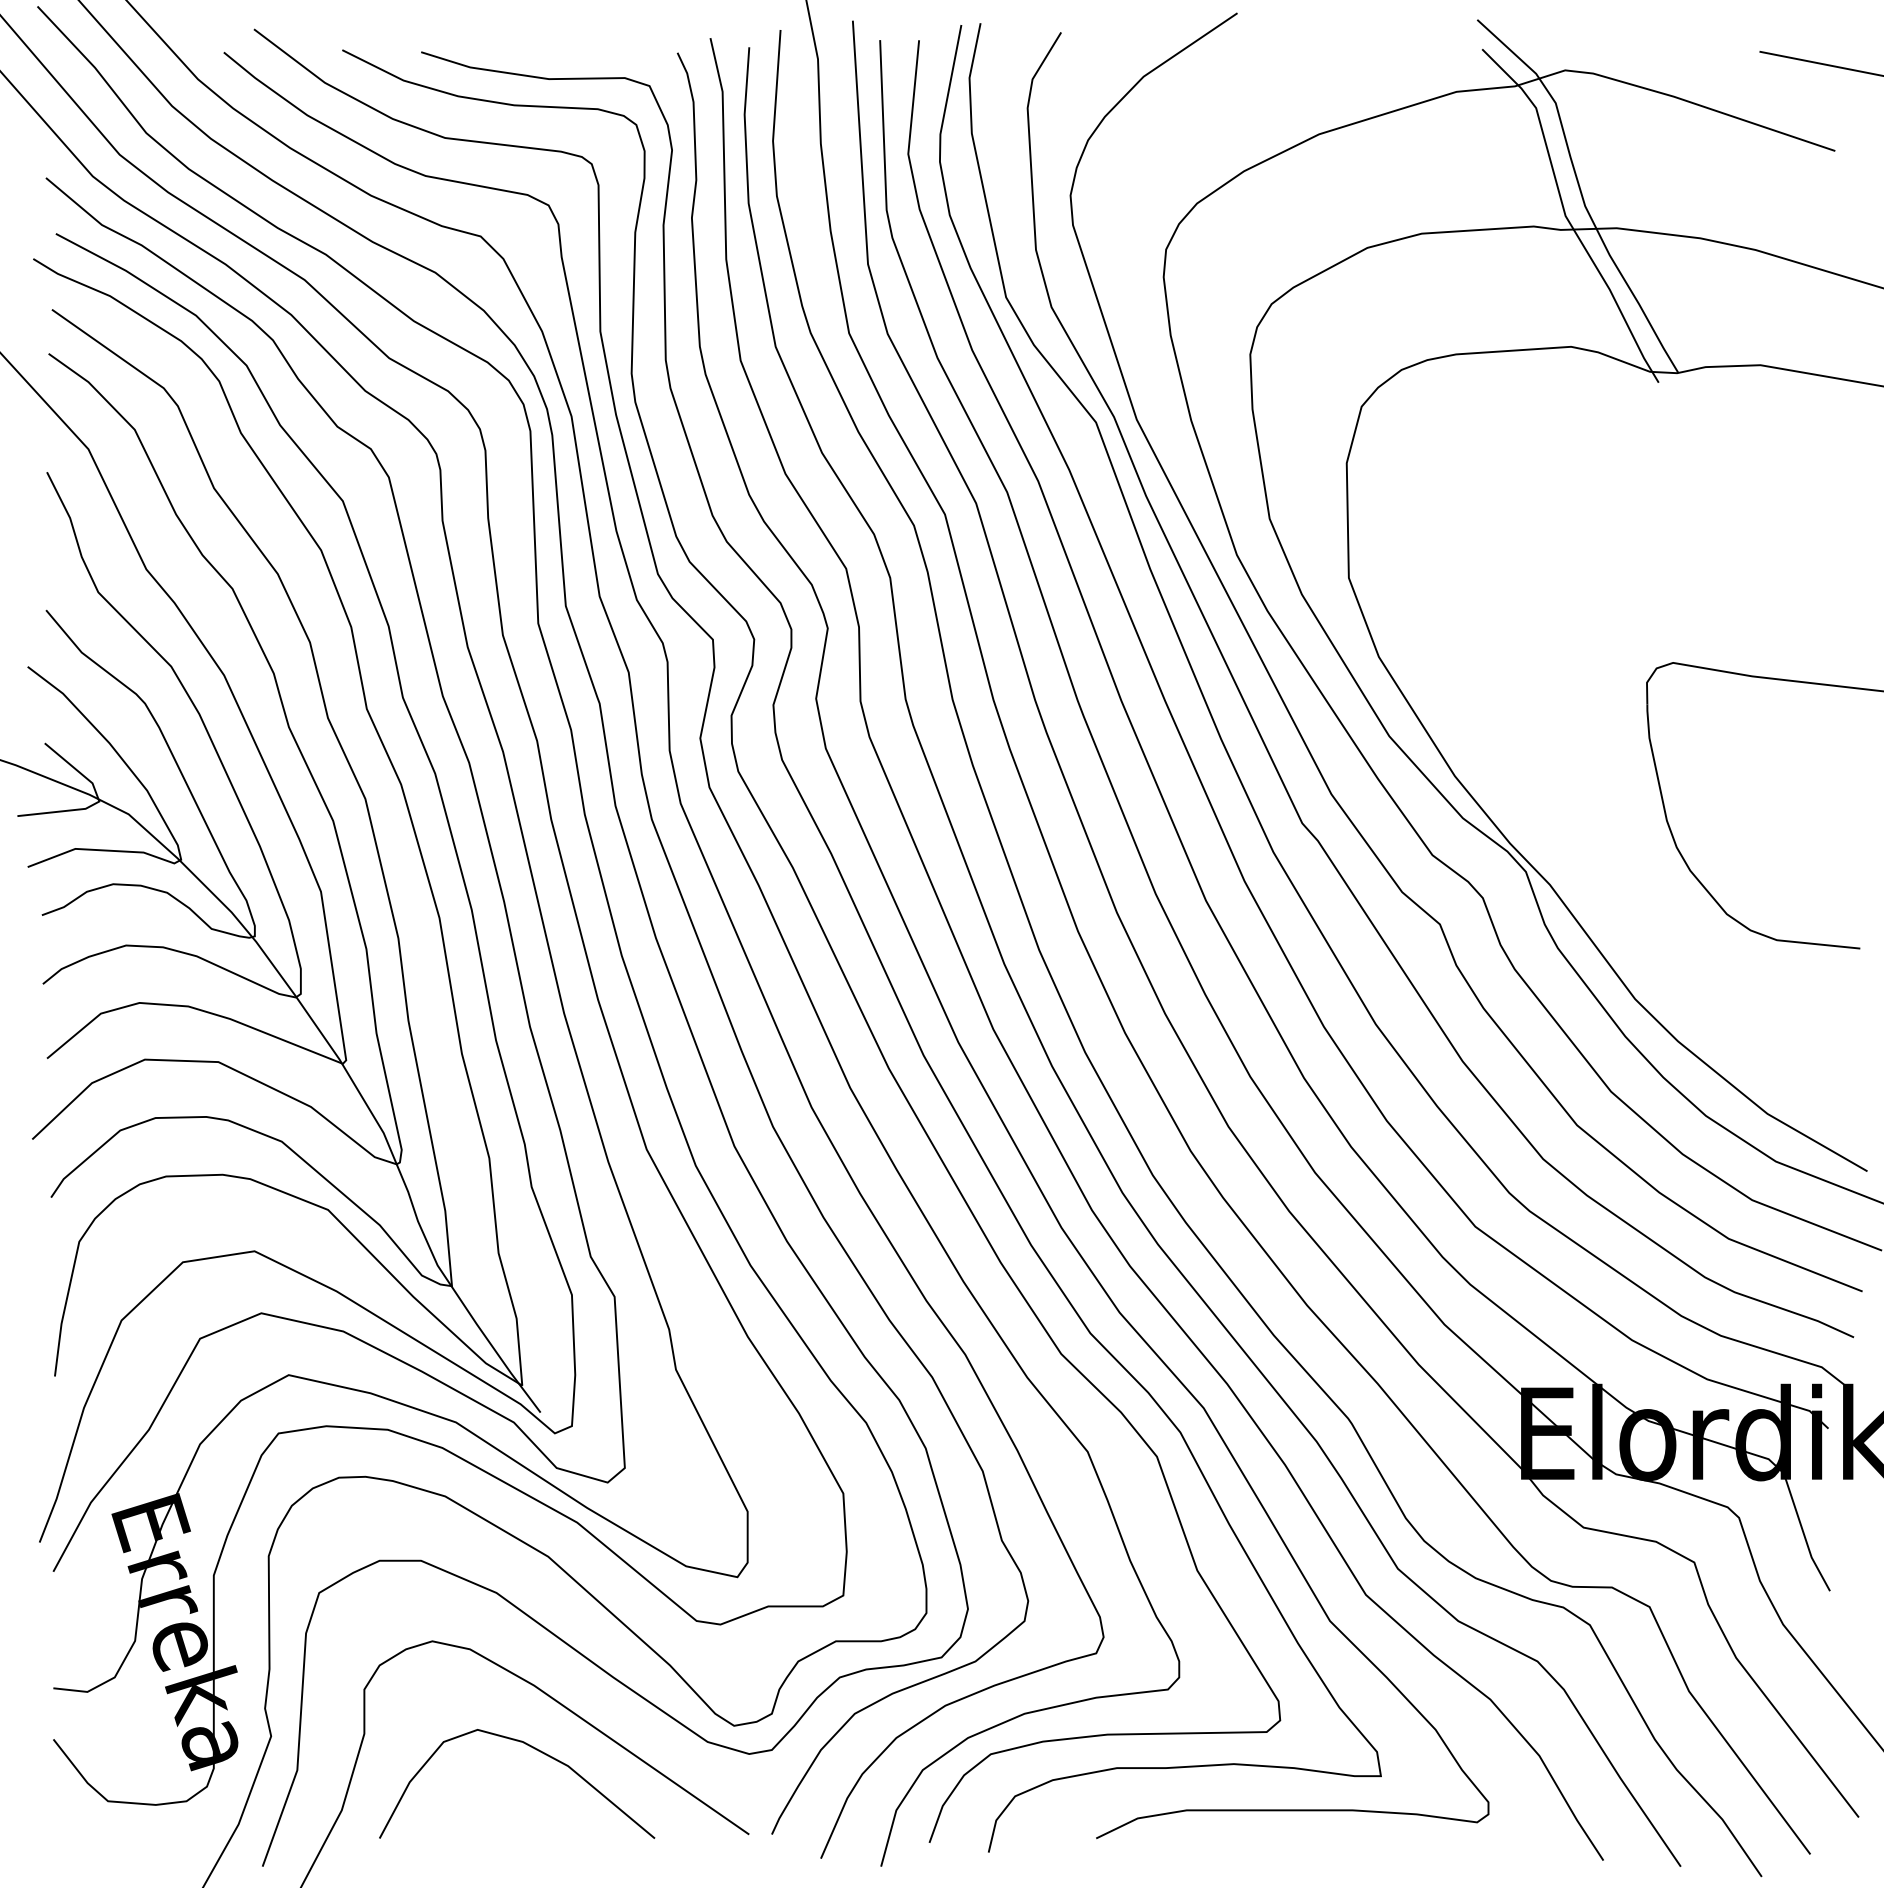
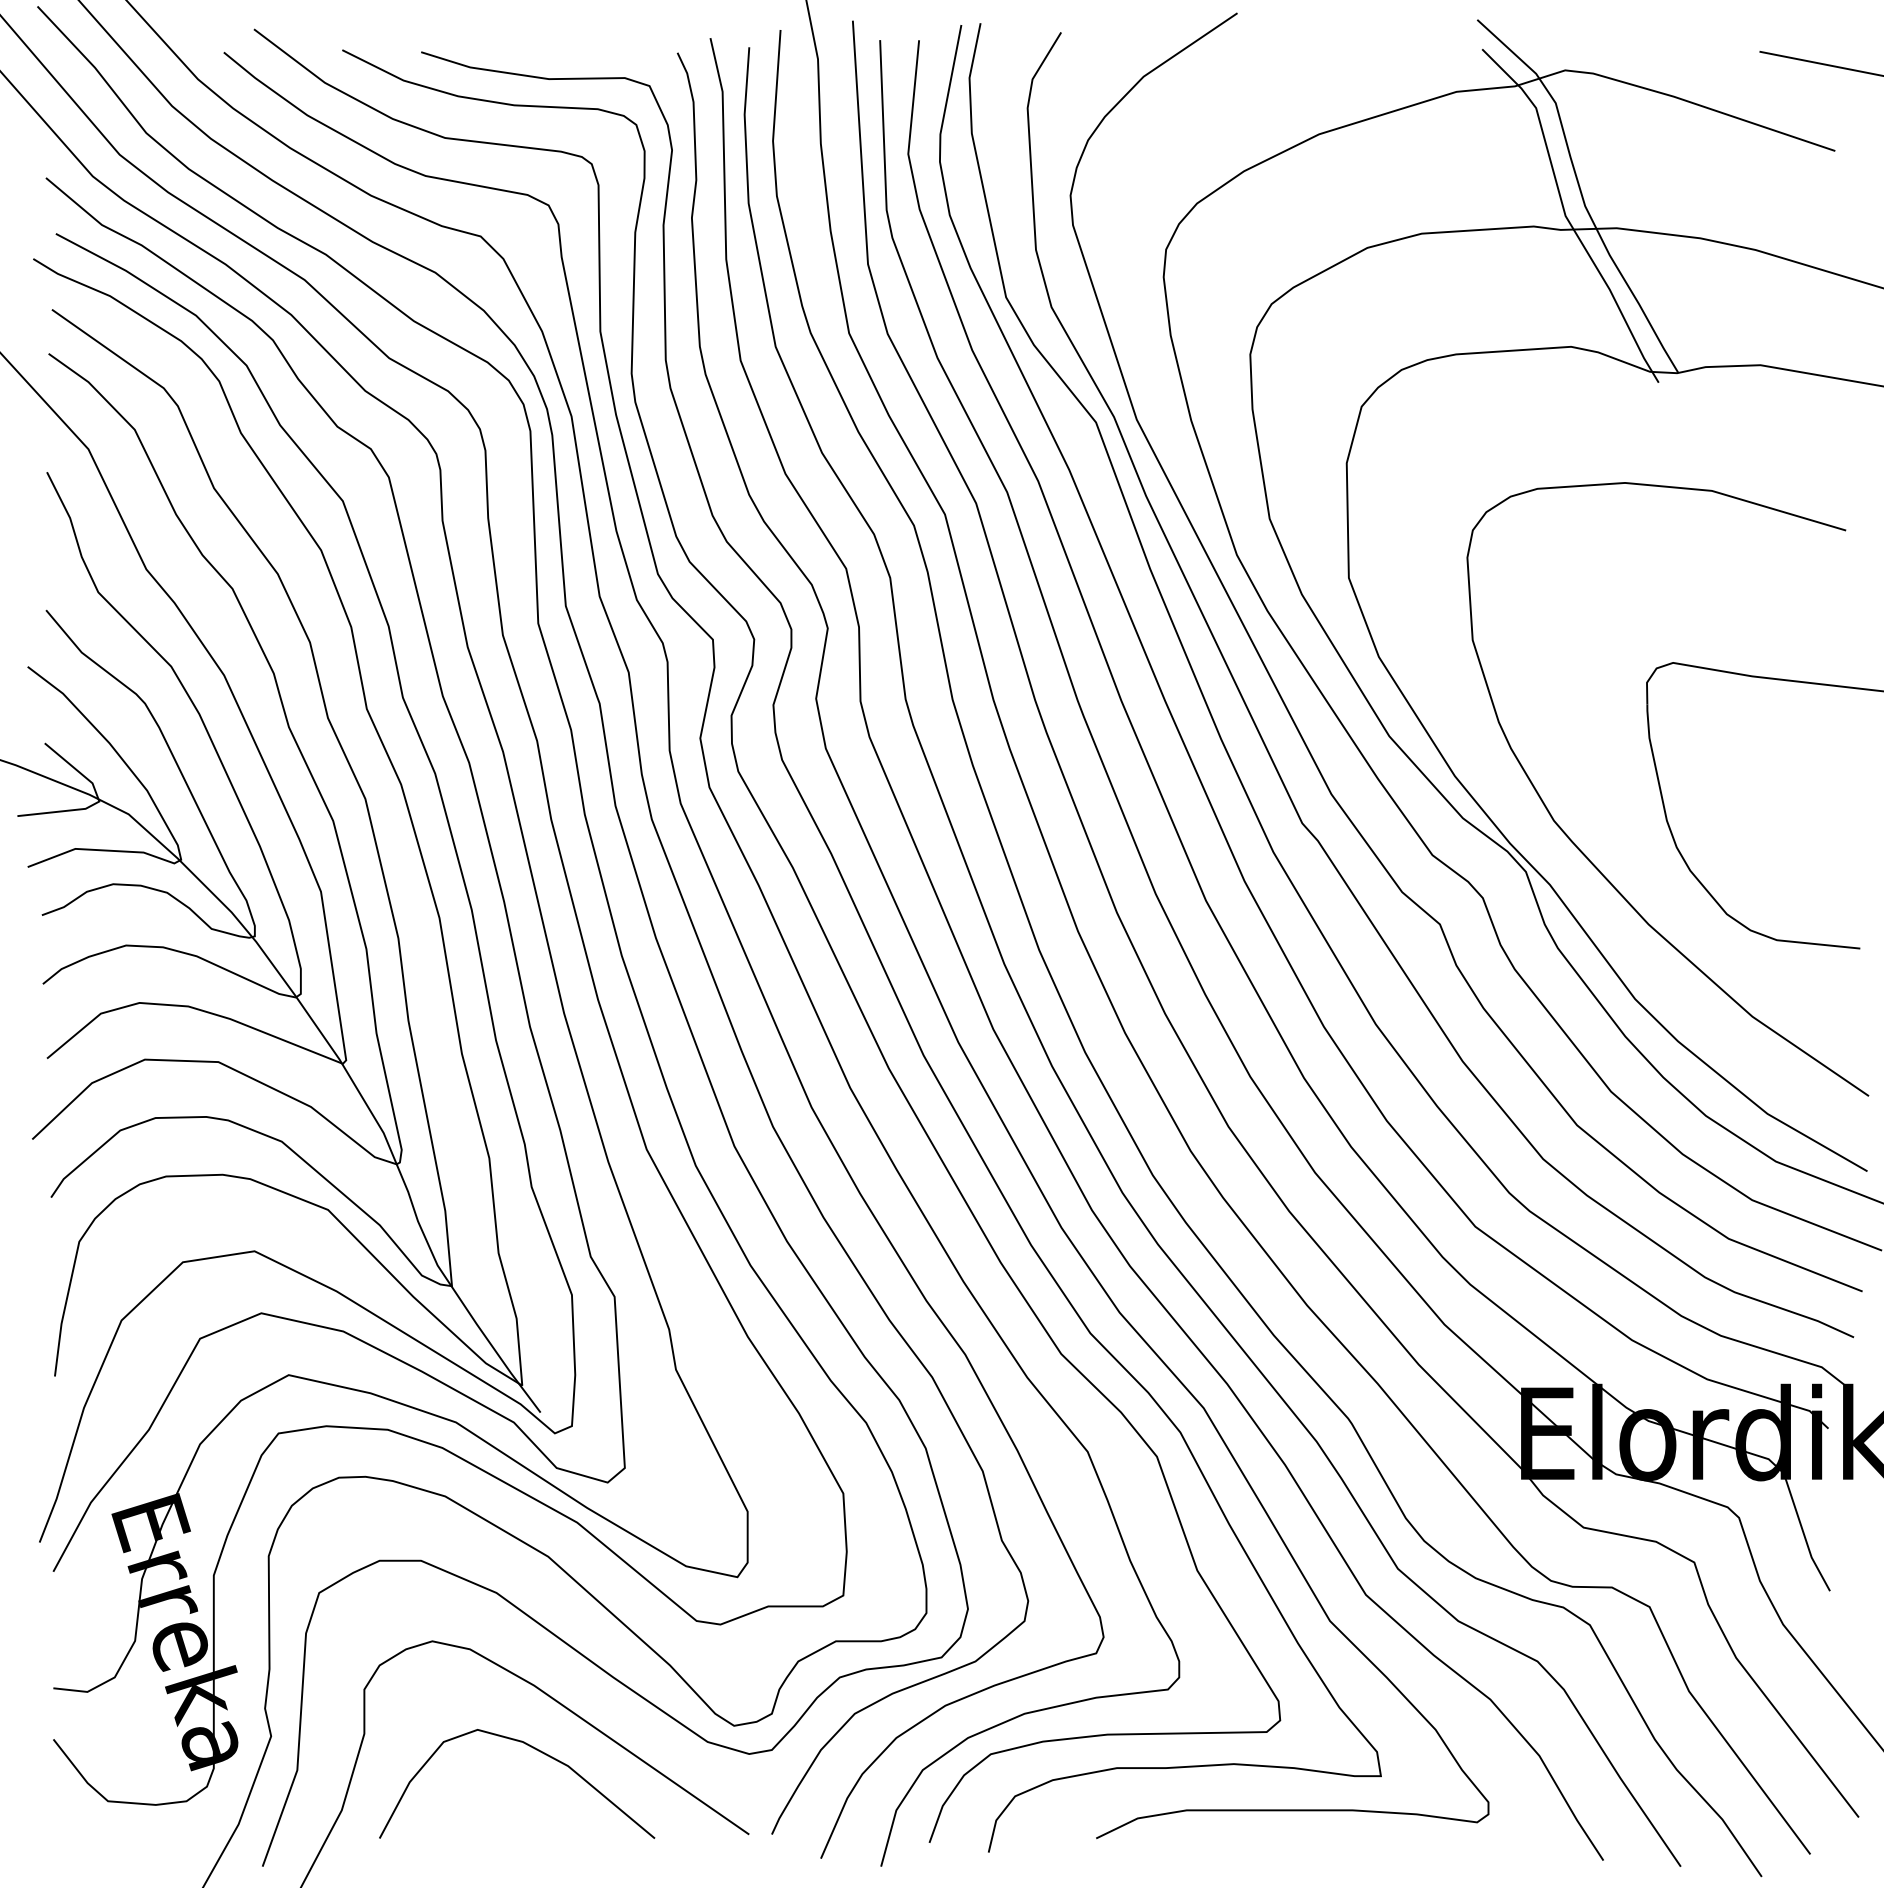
curve: none -> present (1587, 856)
